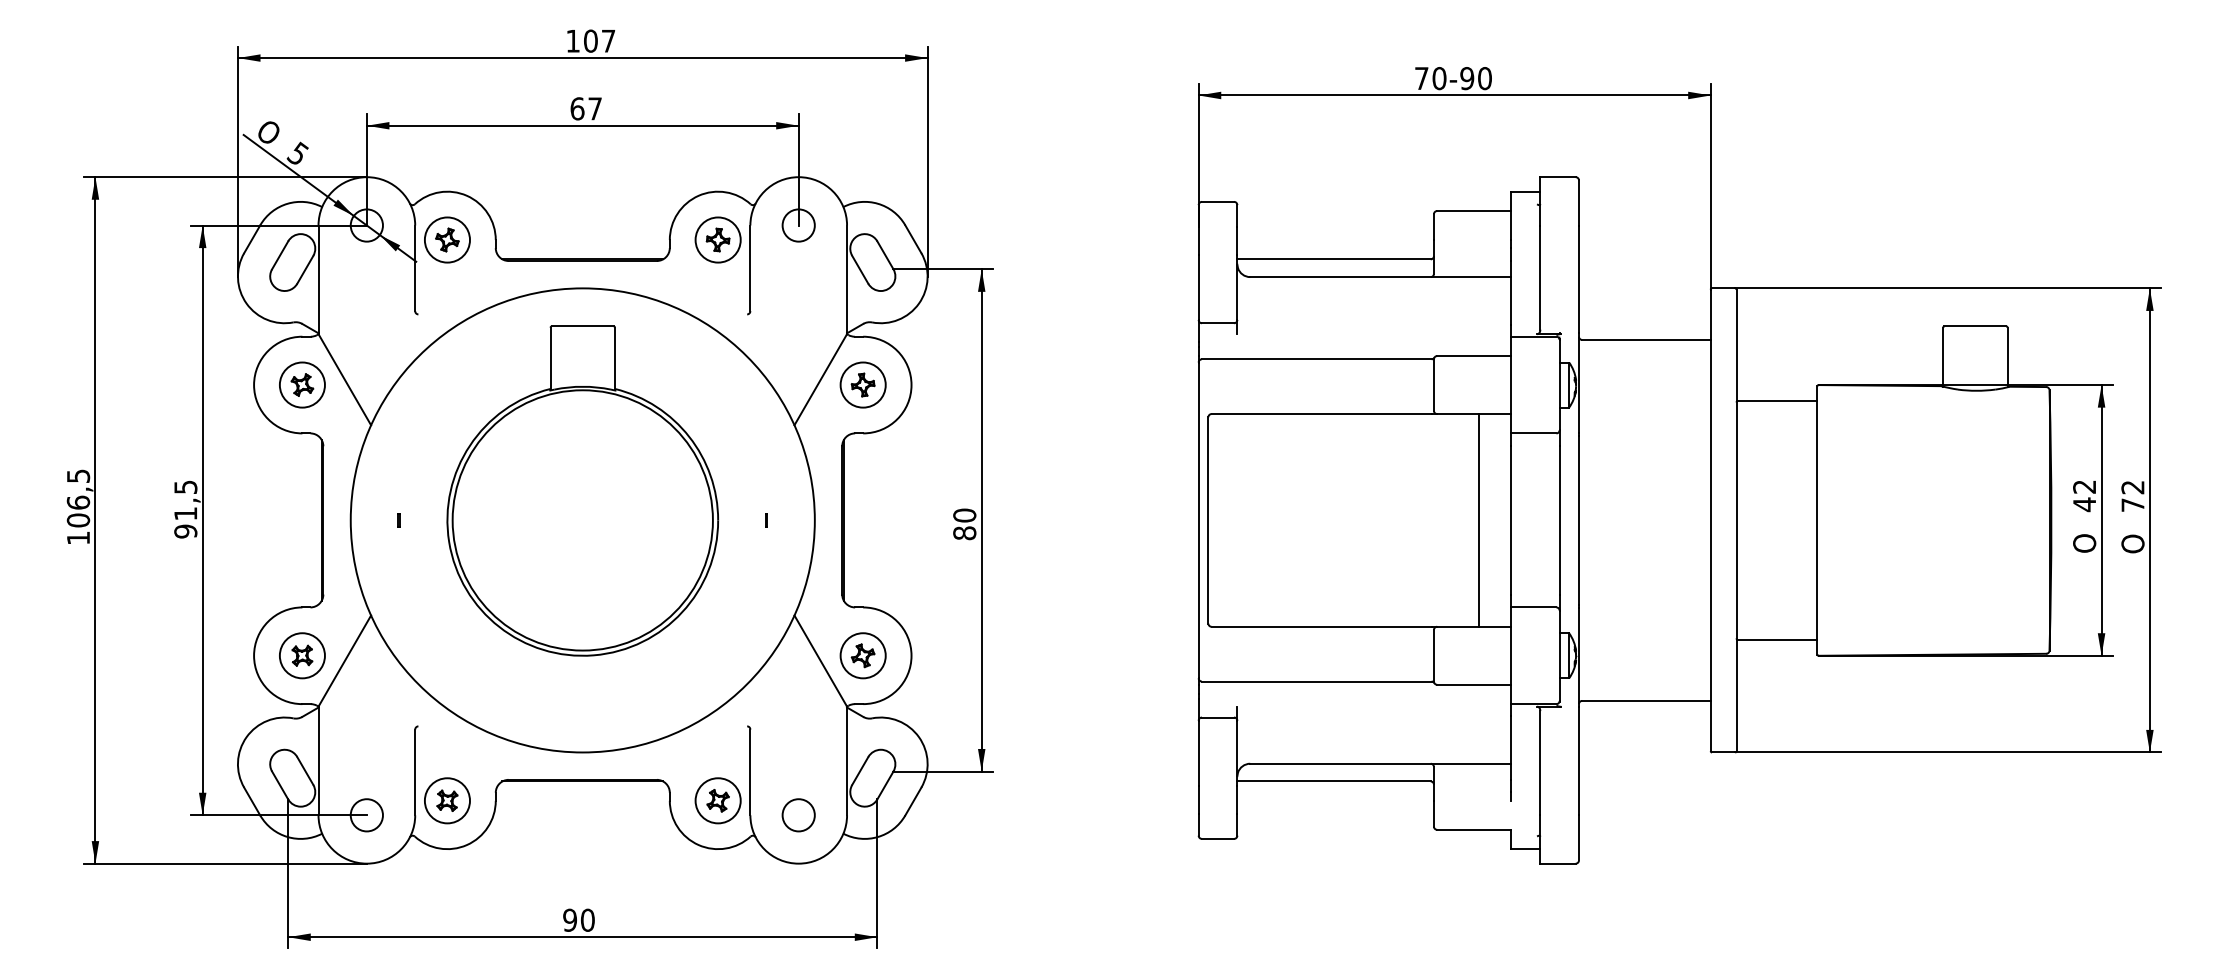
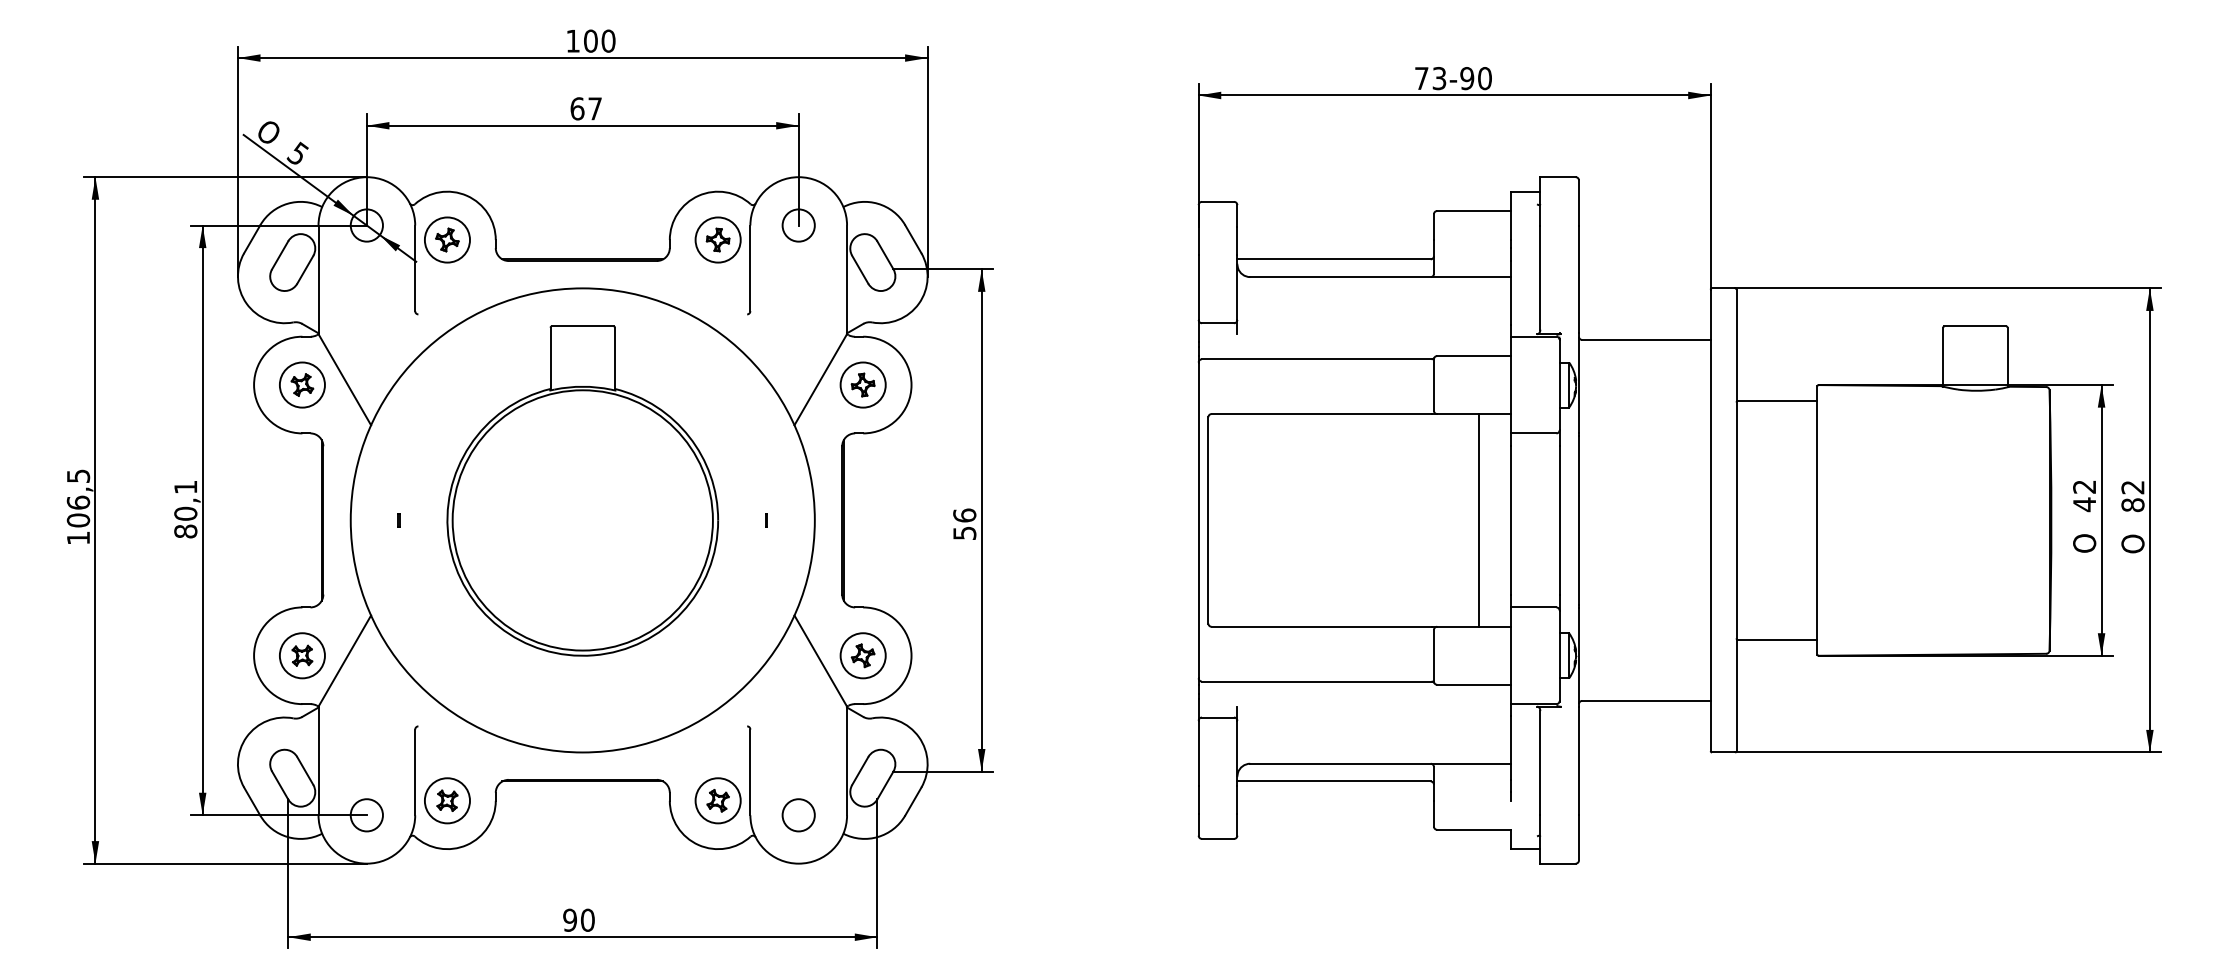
text: 107 -> 100 (608, 40)
text: 70-90 -> 73-90 (1439, 78)
text: 72 -> 82 (2132, 505)
text: 91,5 -> 80,1 (185, 509)
text: 80 -> 56 (964, 524)
